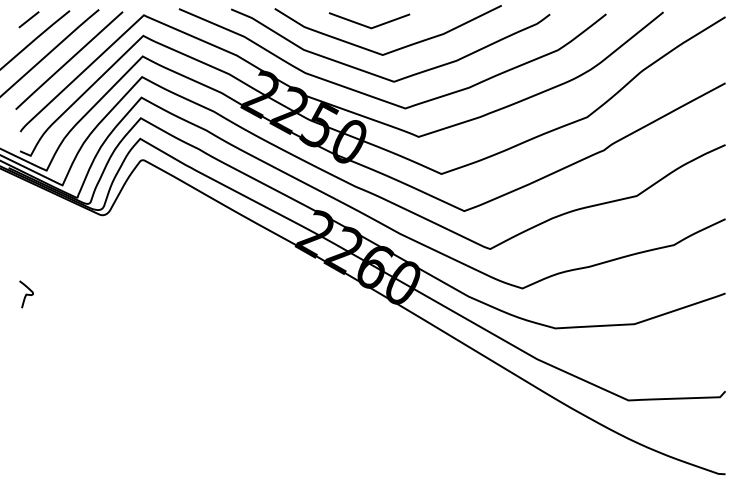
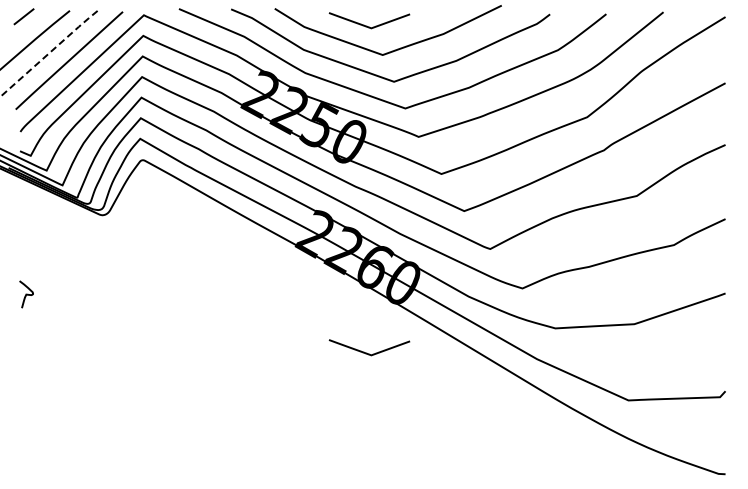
line position: (28, 19) -> (23, 16) (23, 16)
line: solid -> dashed (50, 52)
curve: none -> present (366, 352)
